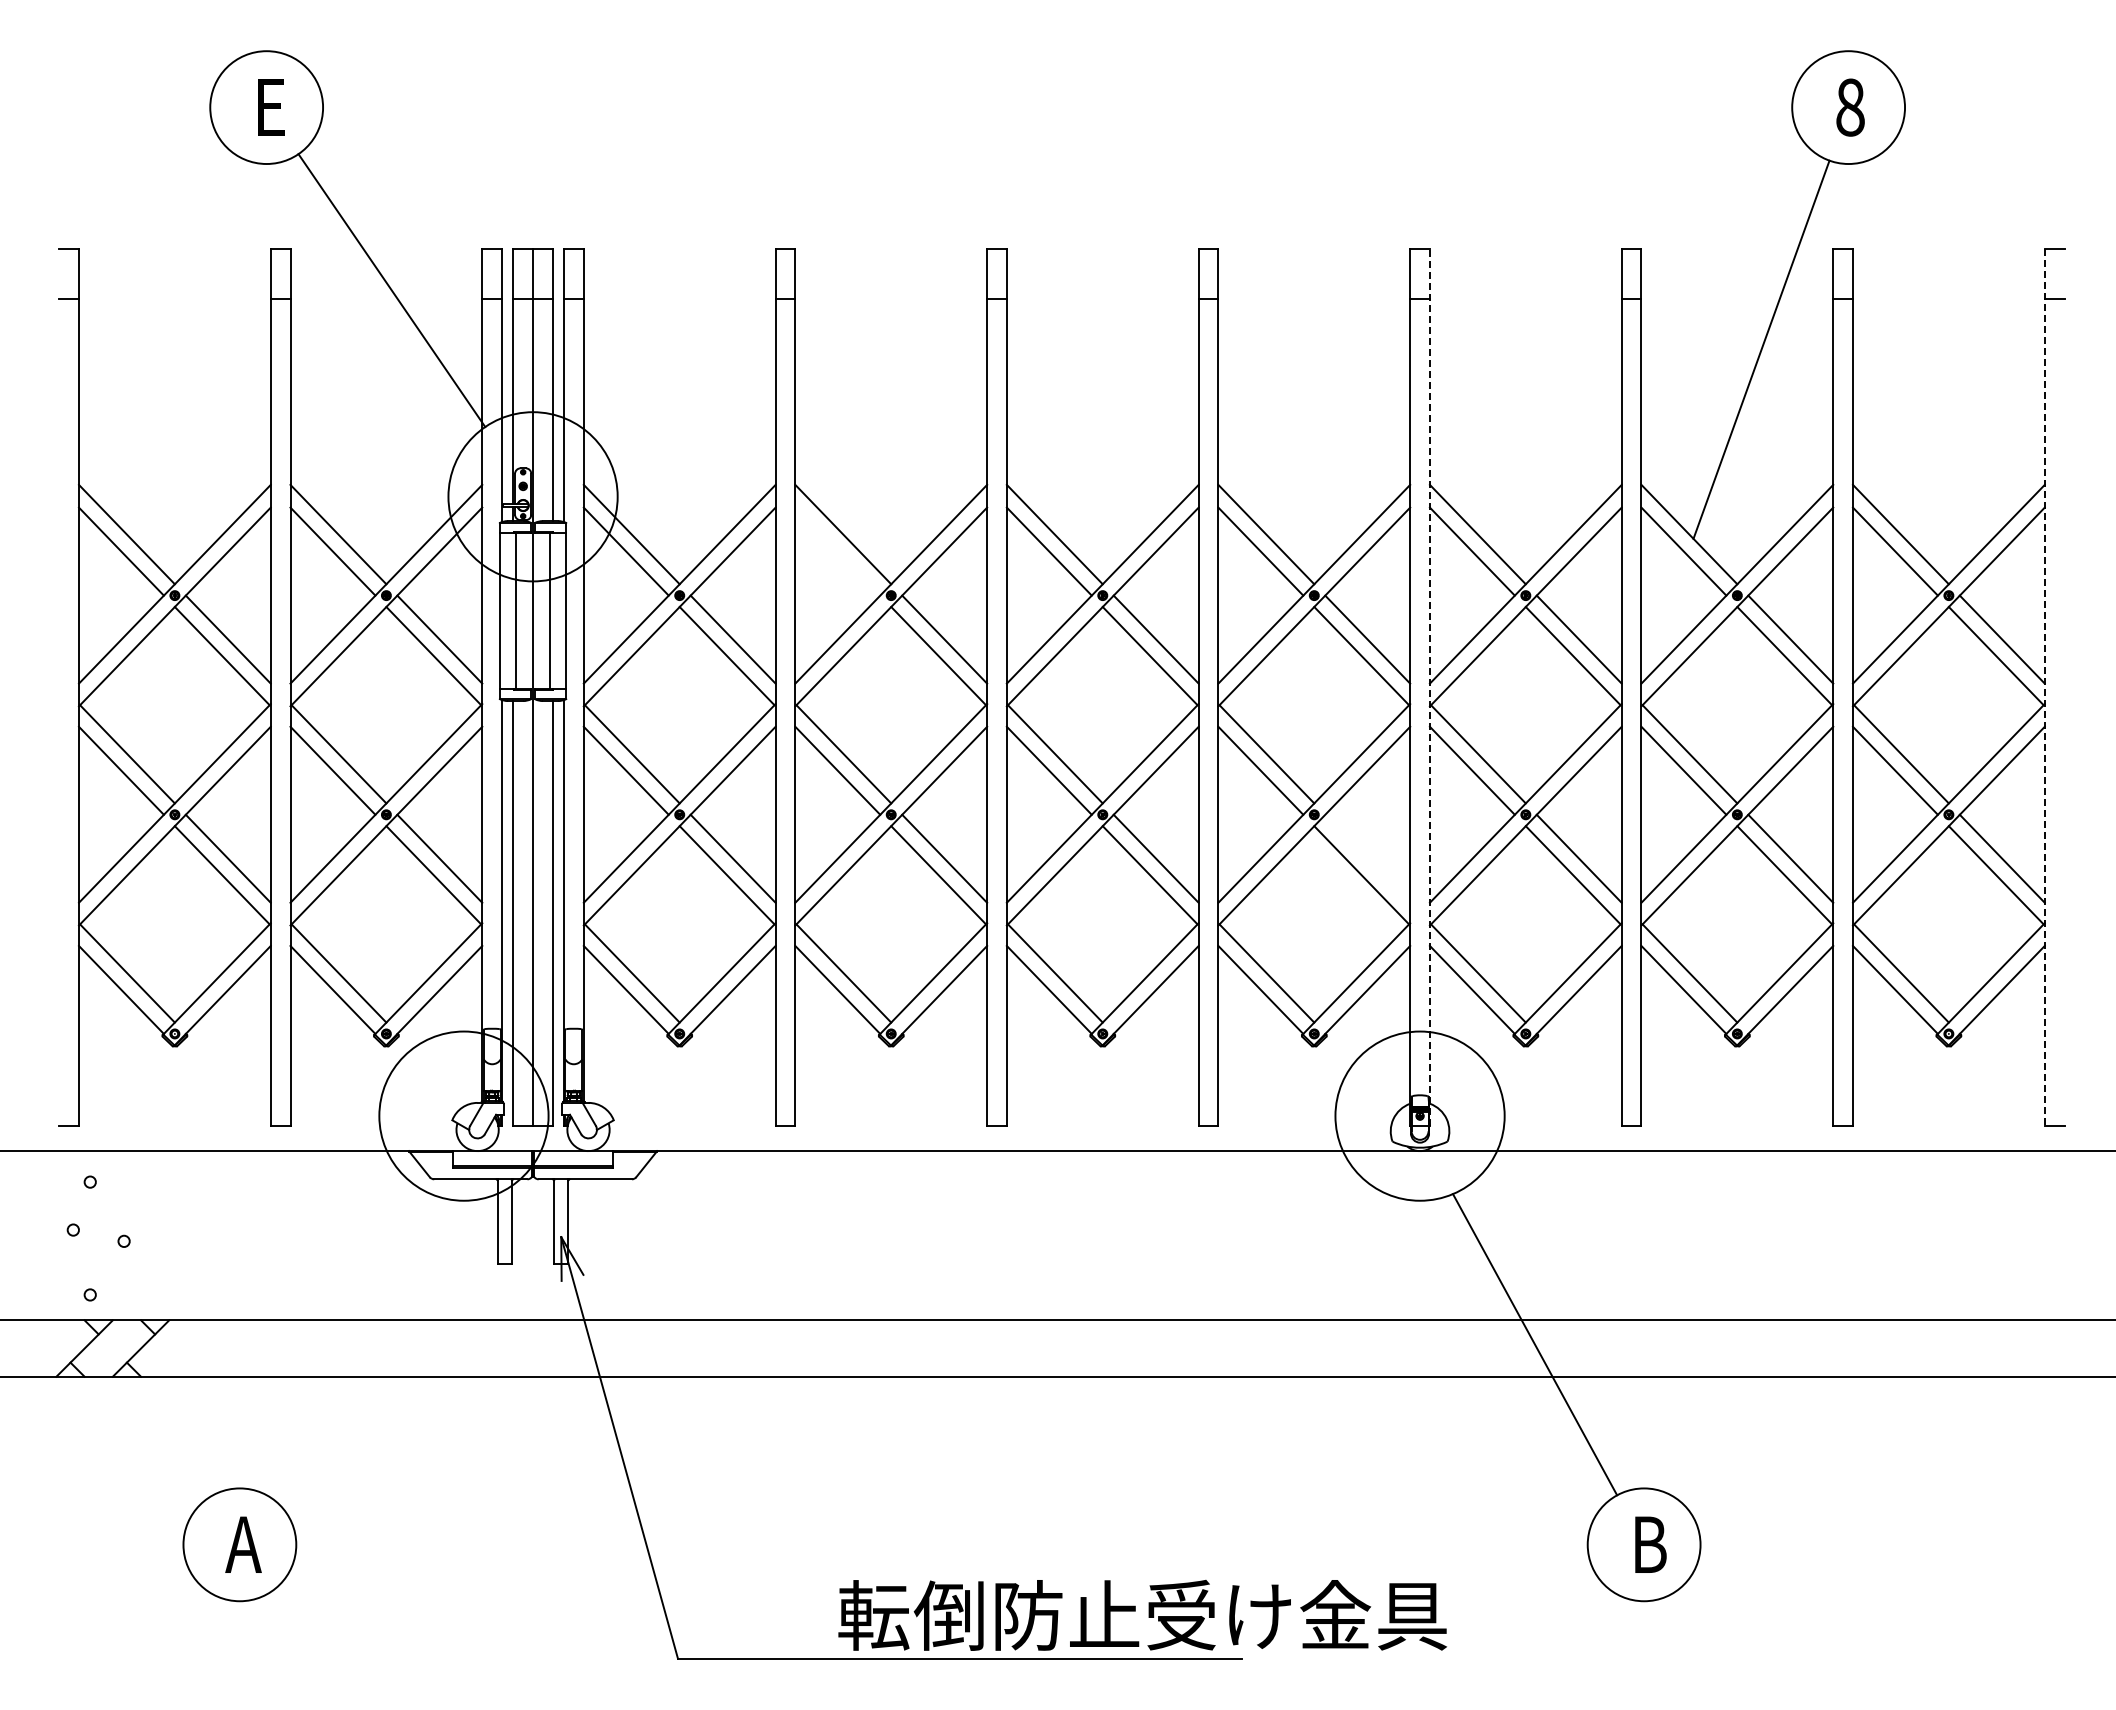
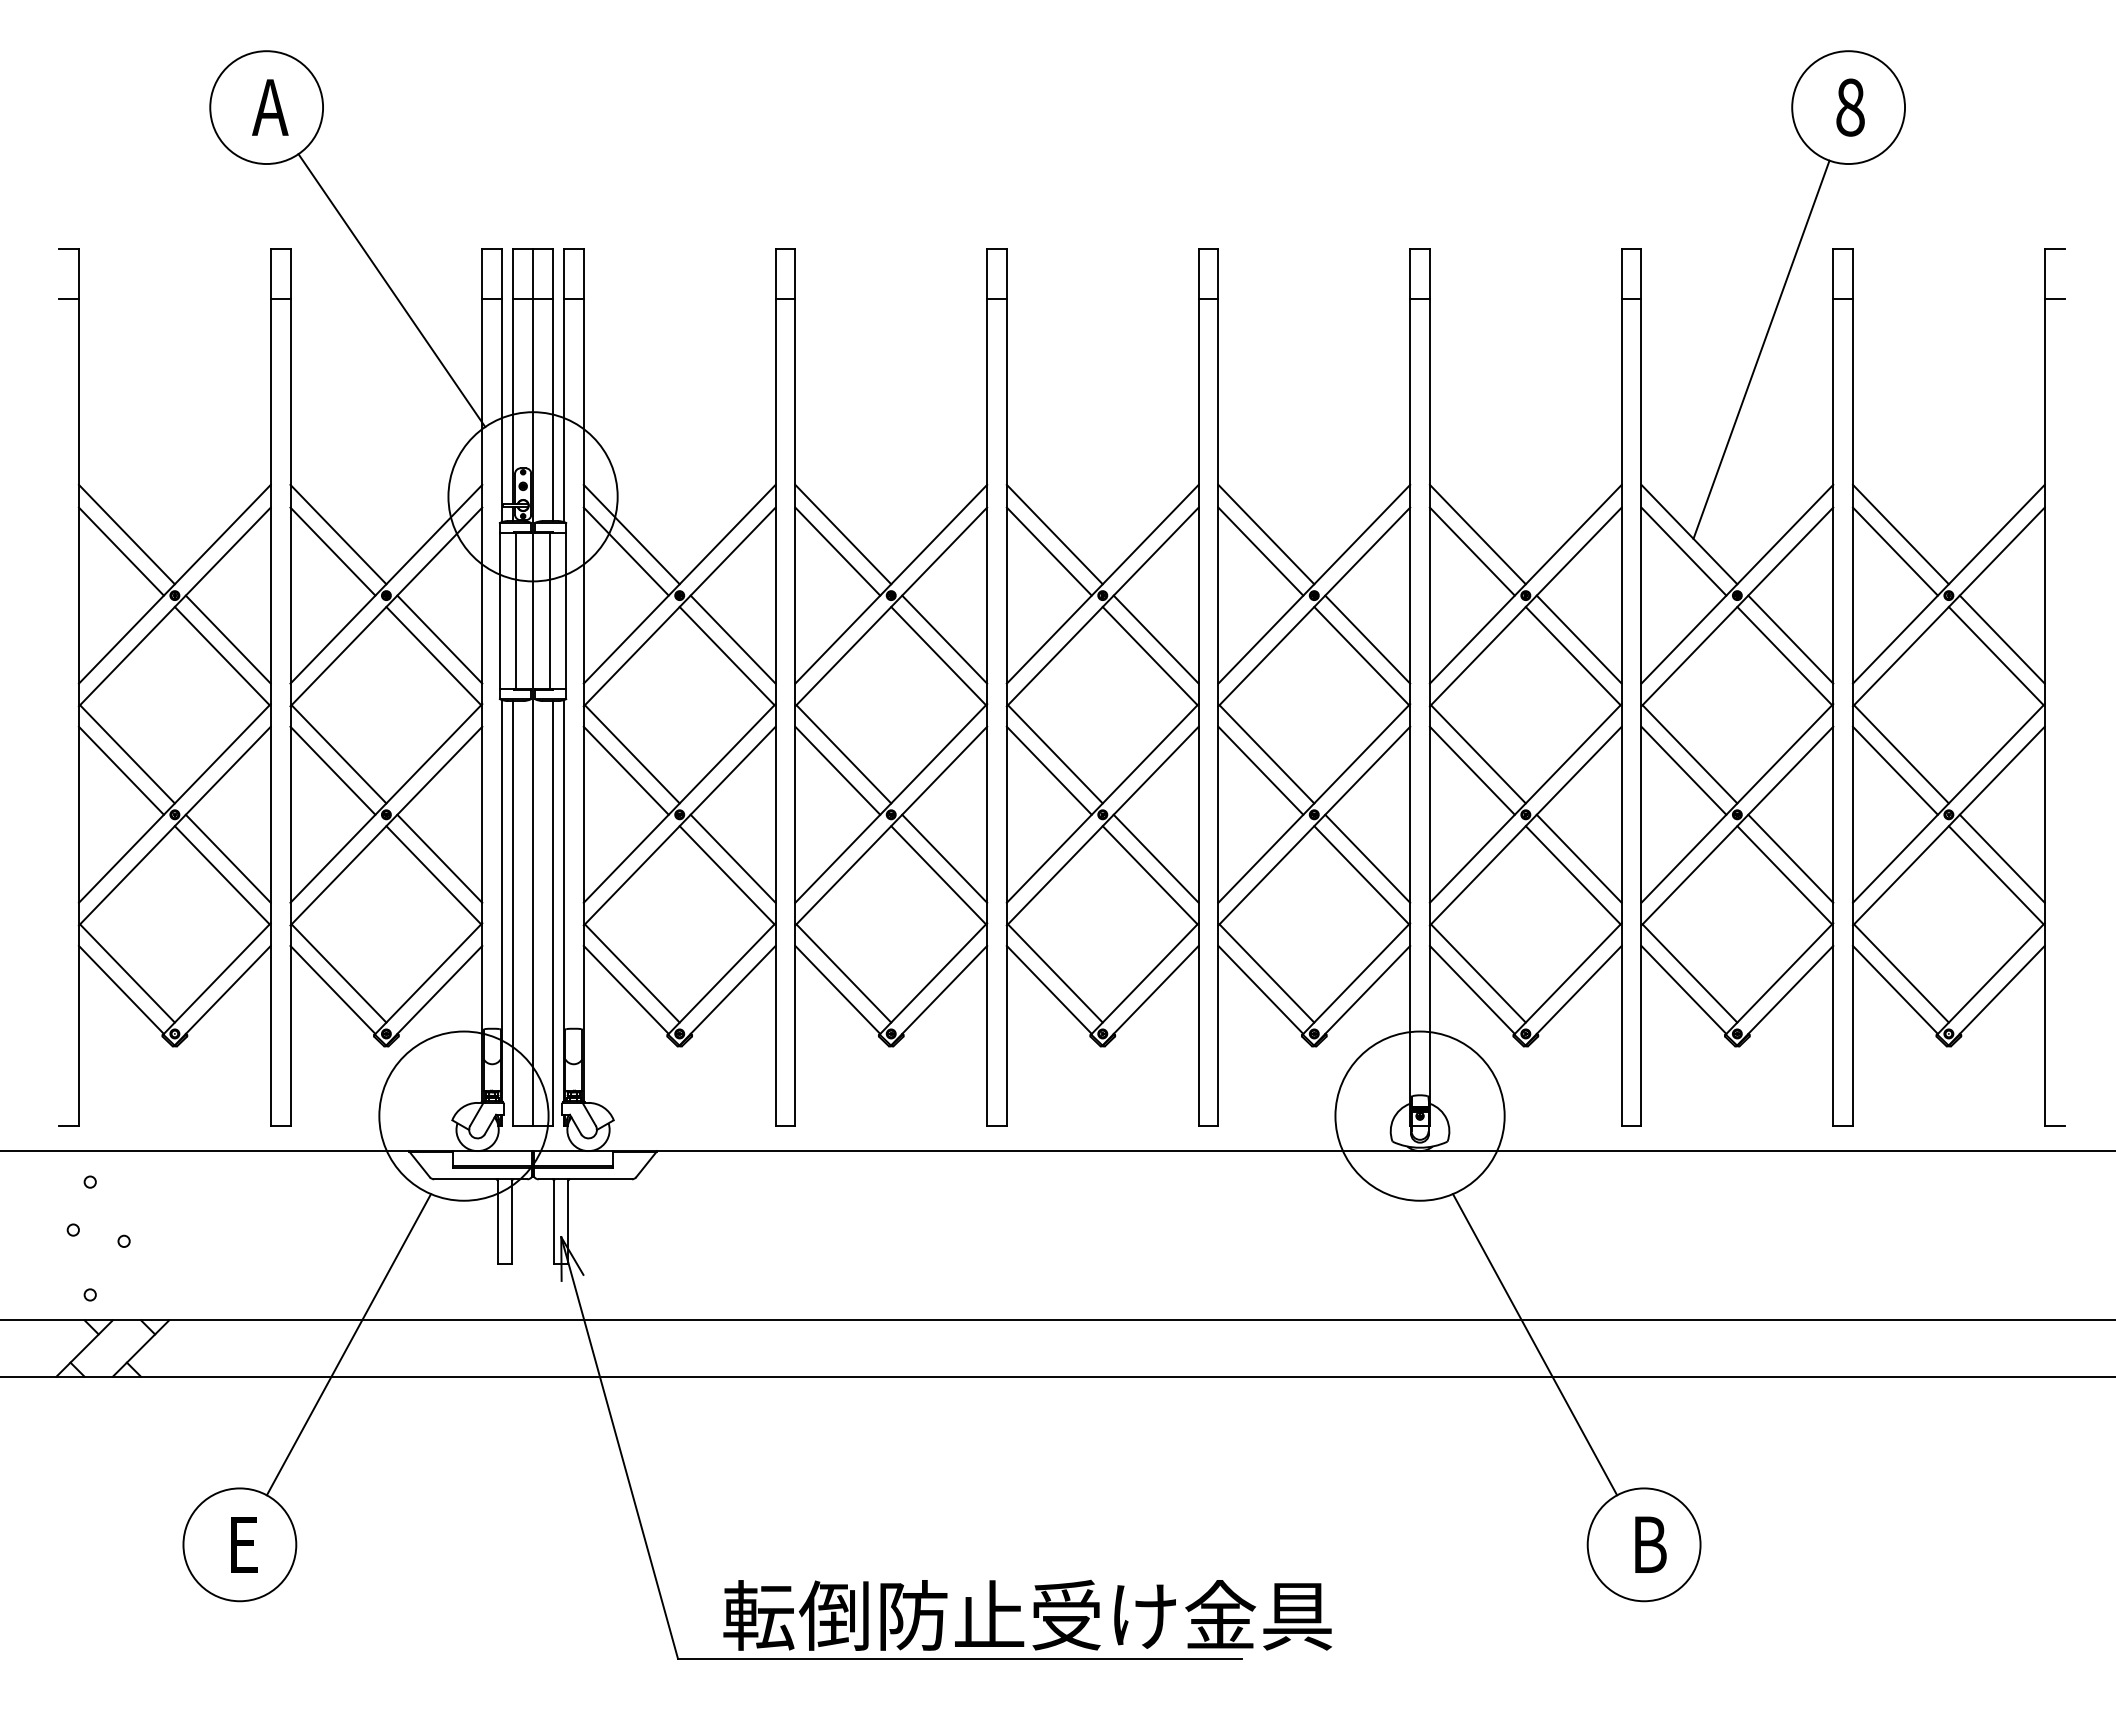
text: E -> A (270, 107)
line: none -> present (837, 551)
line: dashed -> solid (1429, 687)
line: dashed -> solid (2044, 687)
line: none -> present (1367, 858)
line: none -> present (348, 1344)
text: A -> E (243, 1544)
text position: (1142, 1614) -> (1027, 1614) (1027, 1614)
